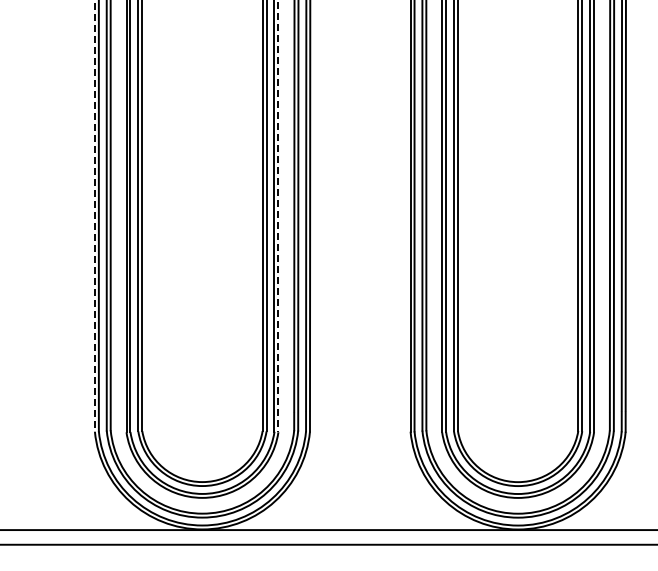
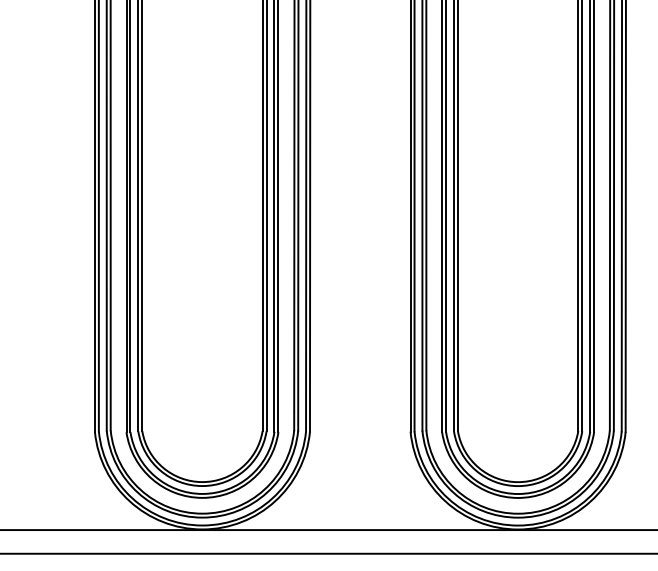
line: dashed -> solid (94, 215)
line: dashed -> solid (278, 216)
line position: (328, 544) -> (328, 553) (328, 553)
